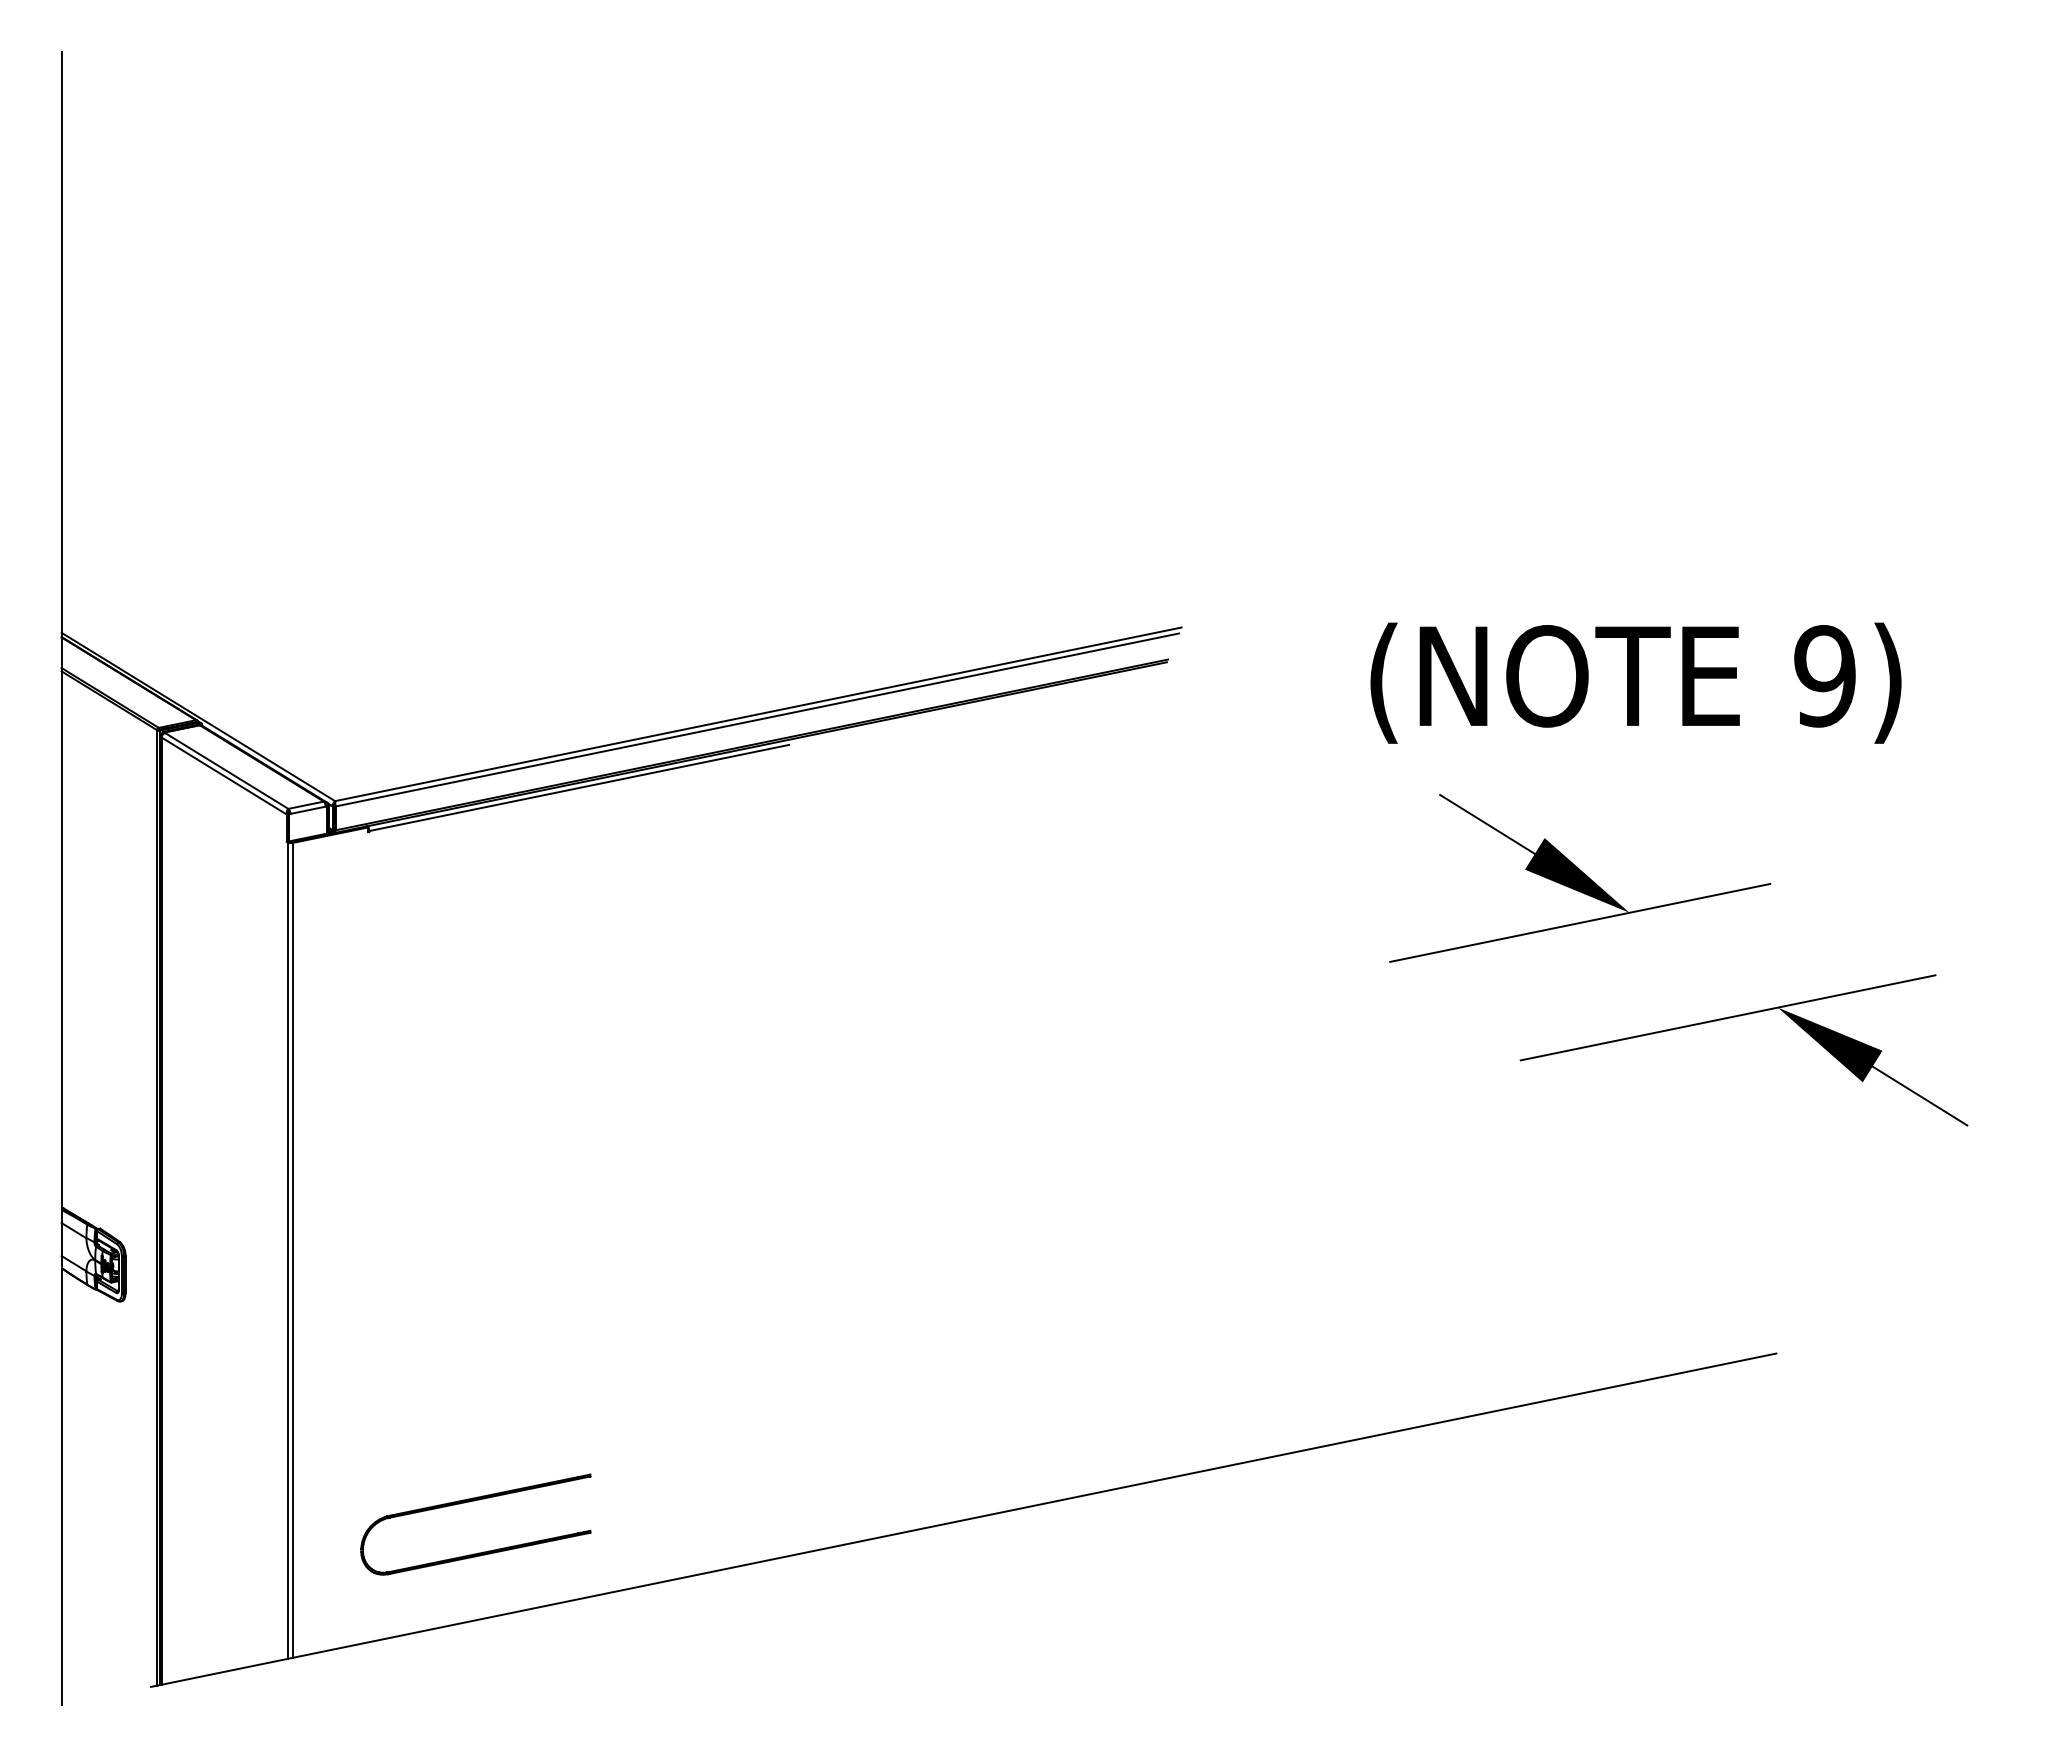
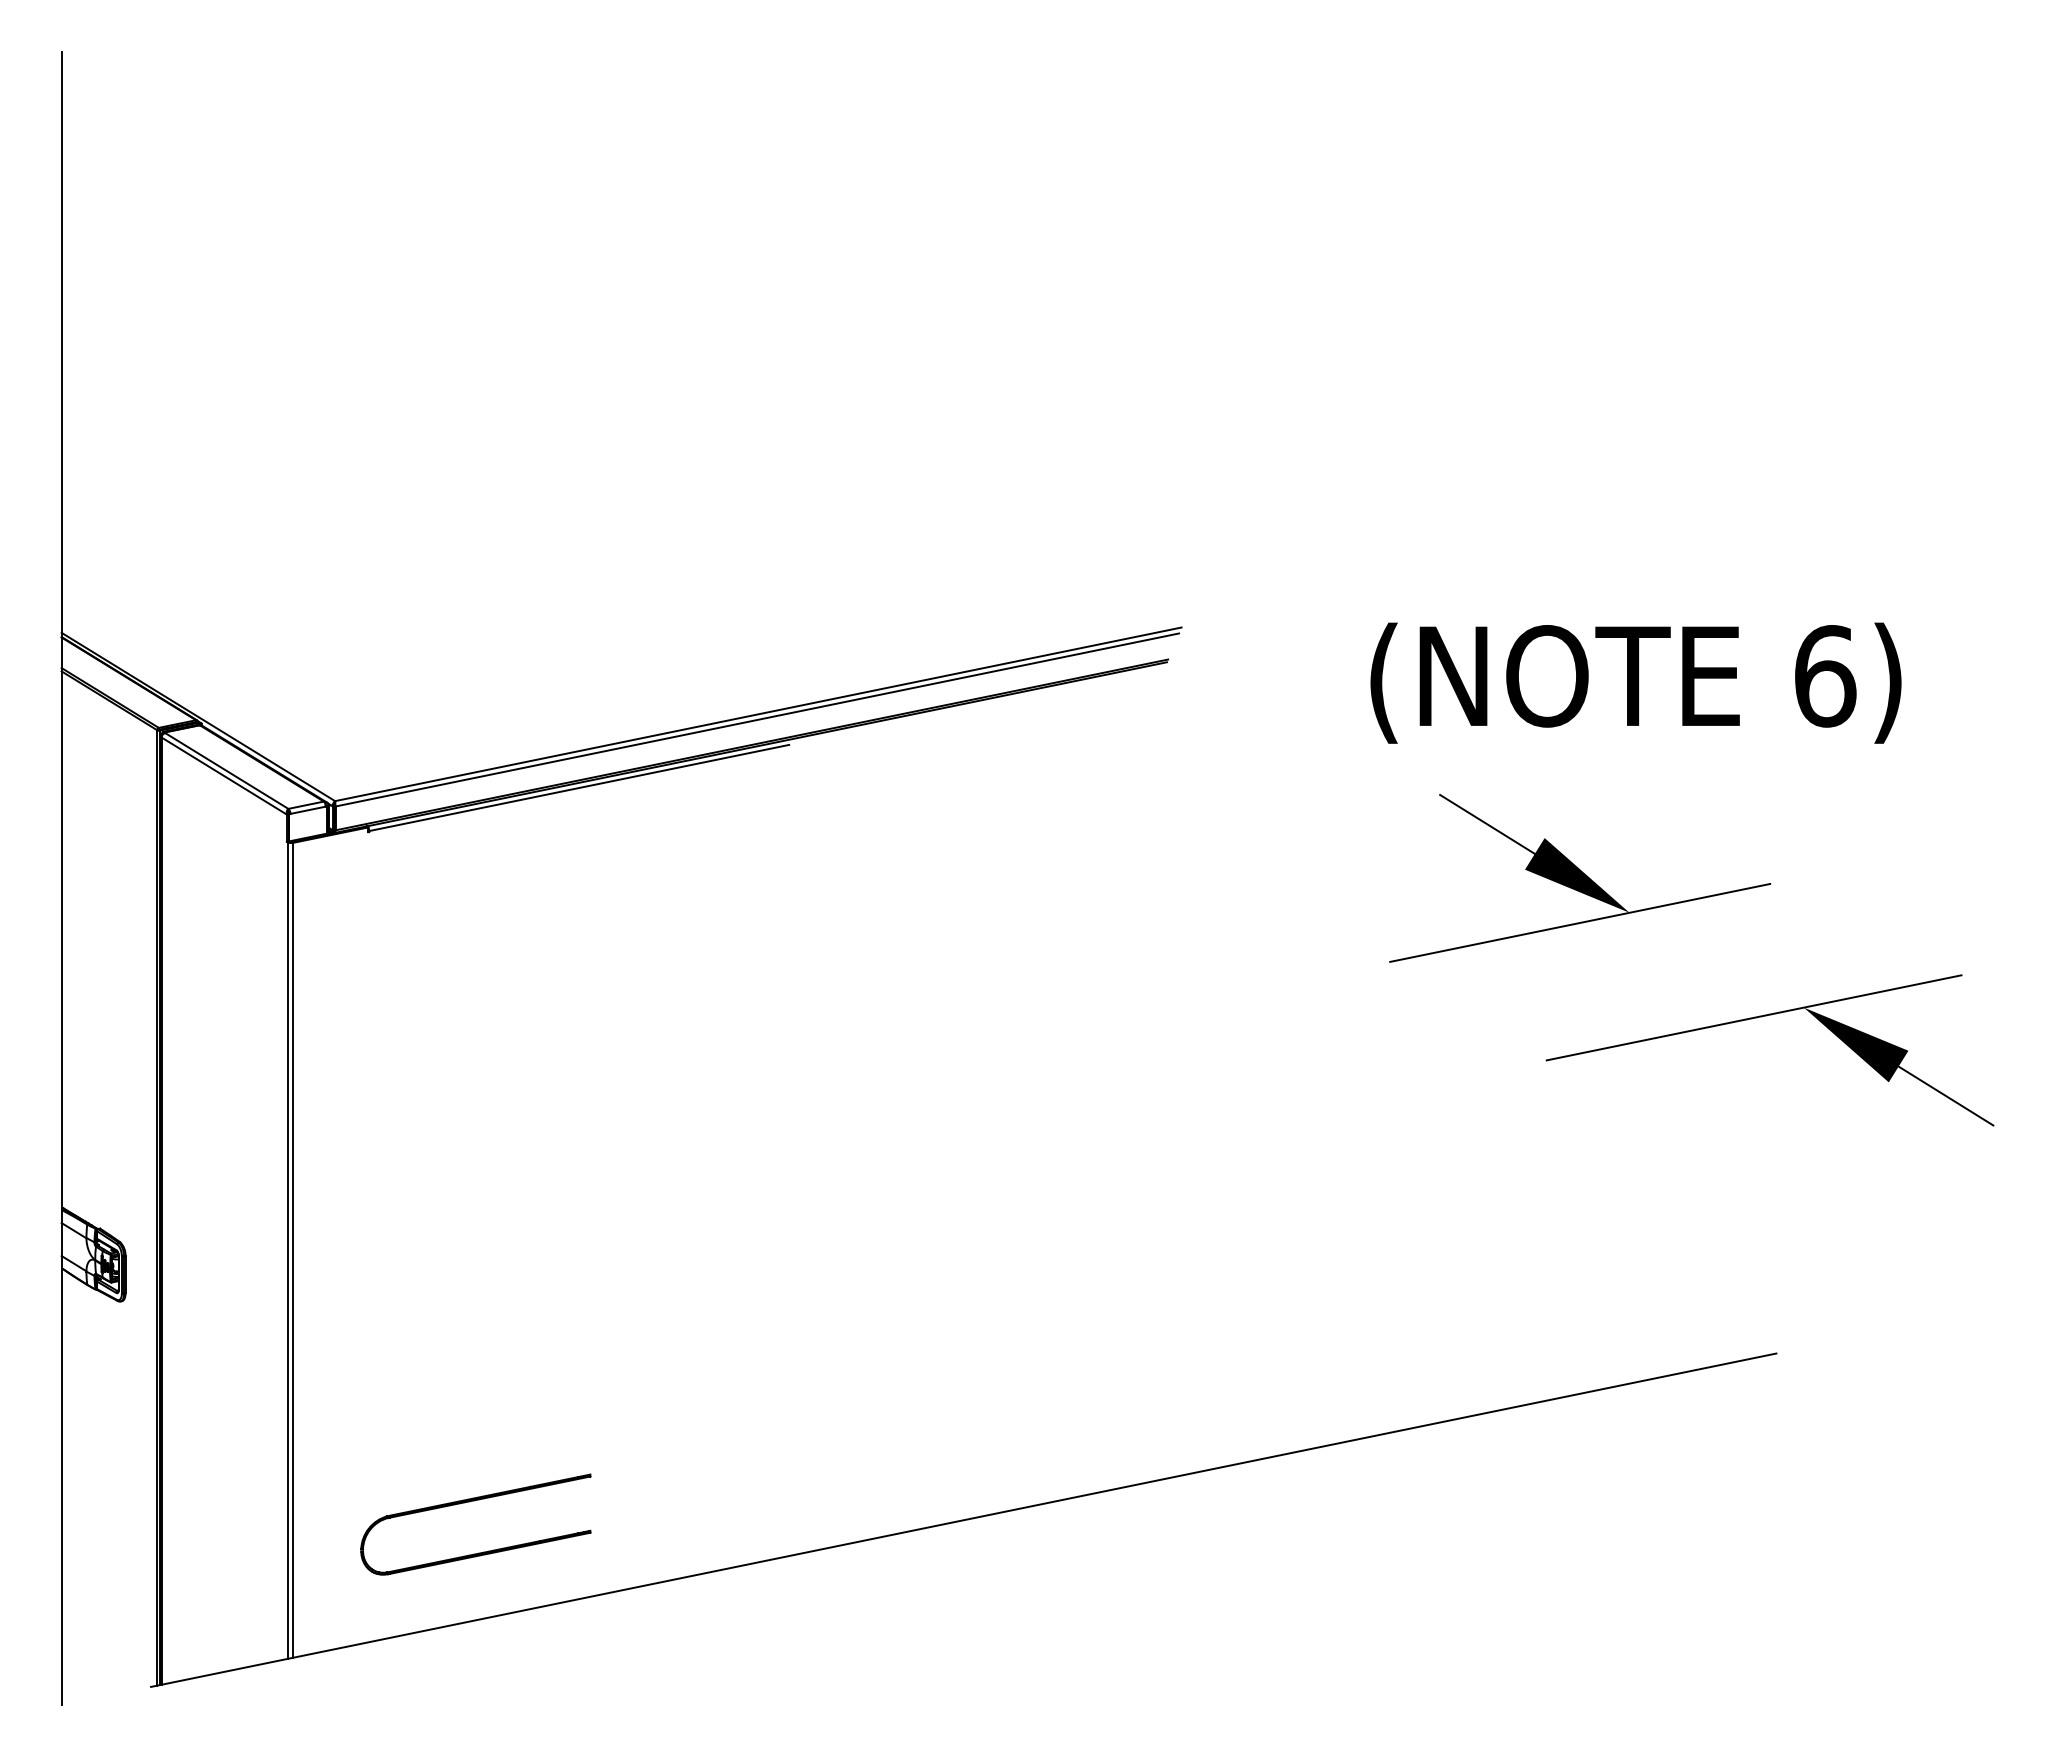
text: 9) -> 6) (1825, 676)
part position: (1735, 1017) -> (1761, 1017) (1761, 1017)
